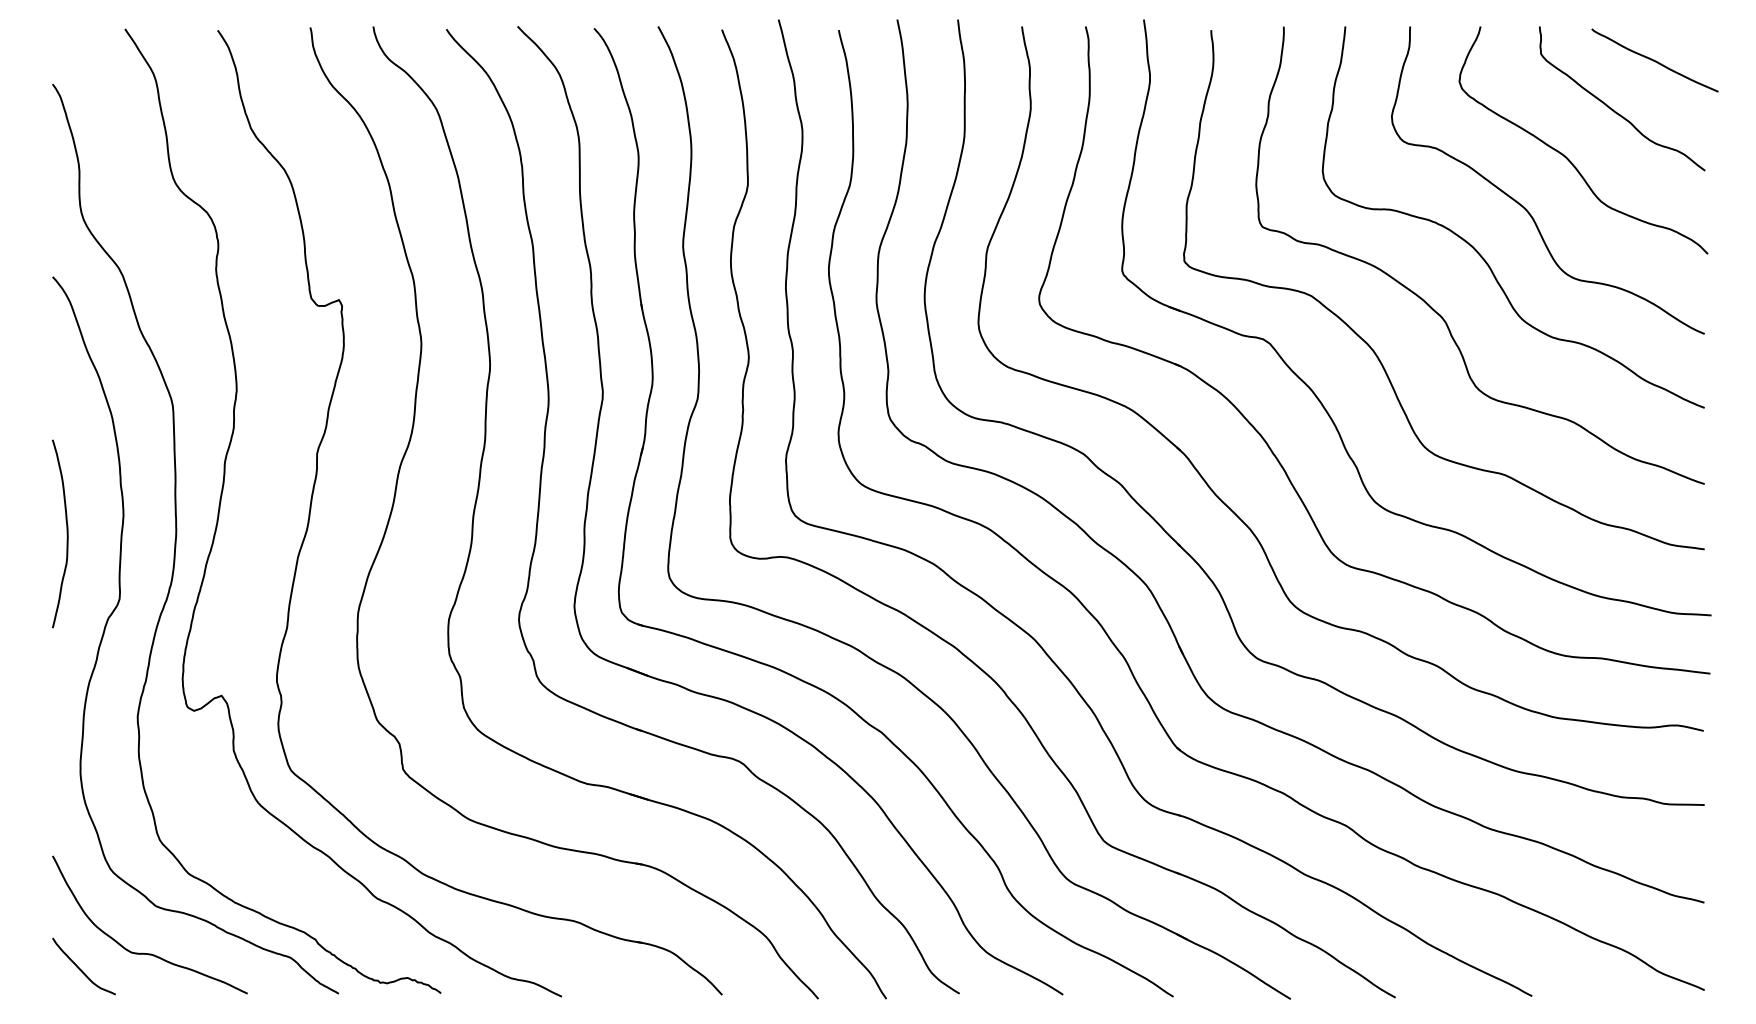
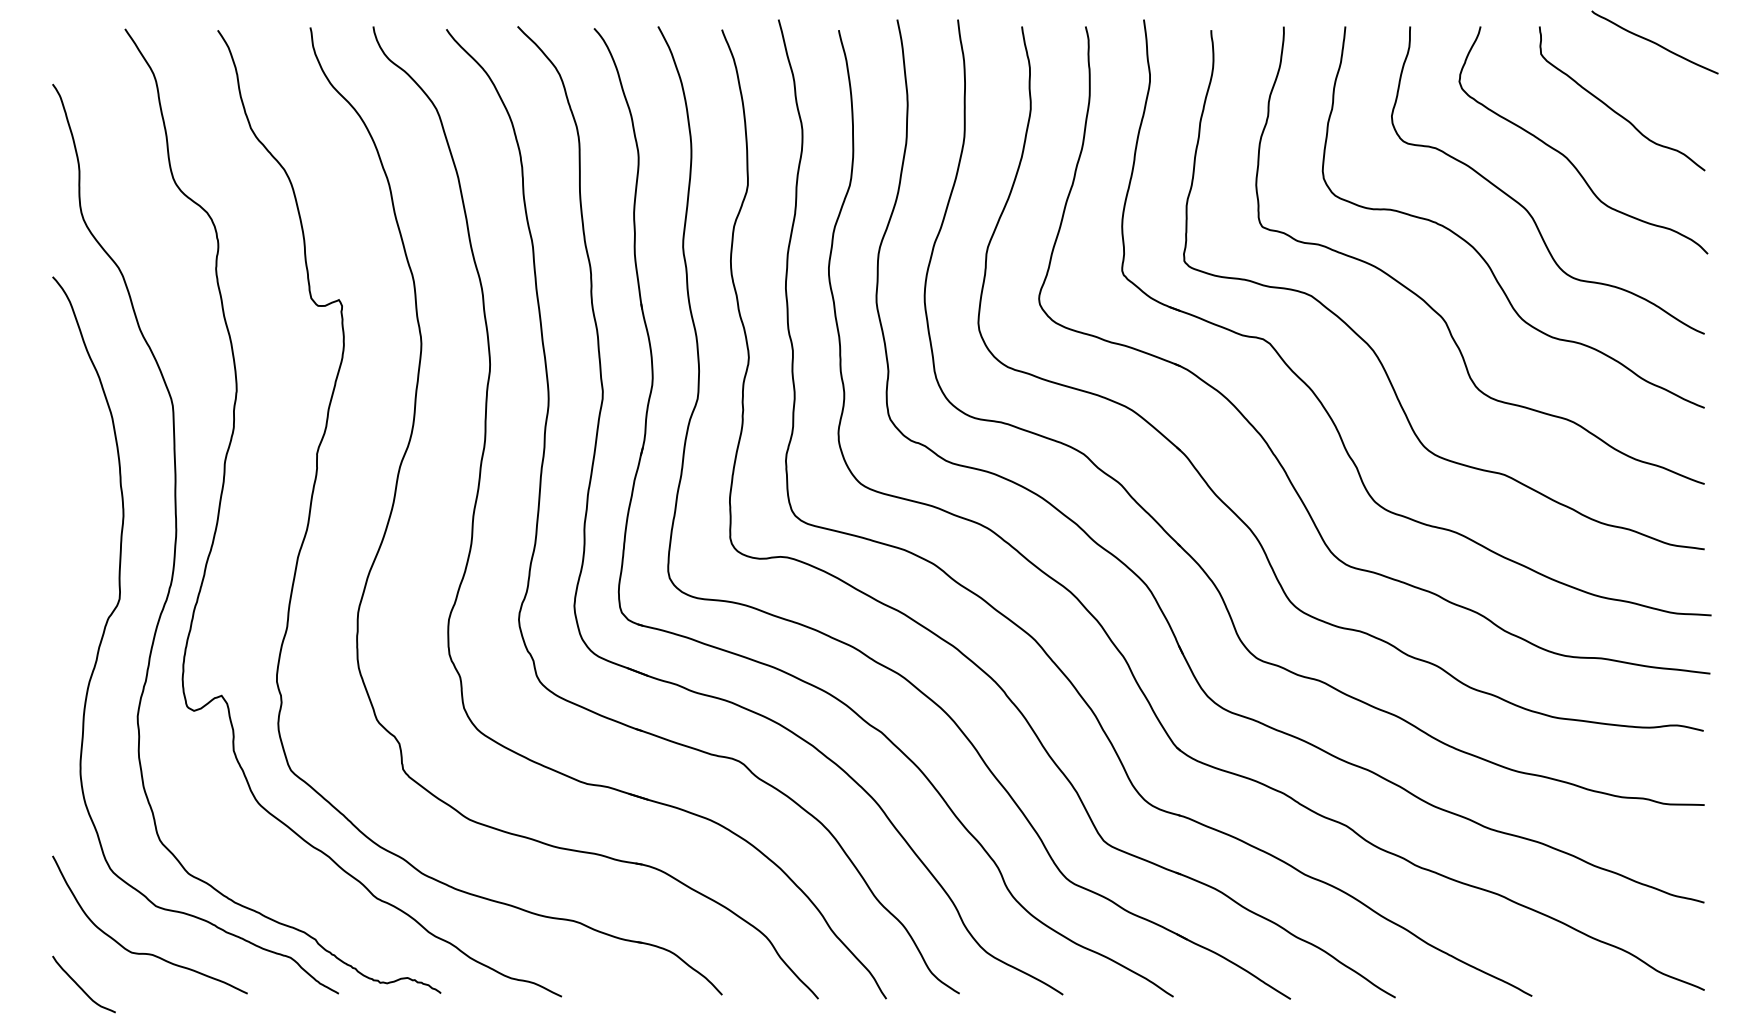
curve position: (1654, 60) -> (1654, 42) (1654, 42)
curve: present -> none (66, 533)
curve position: (80, 968) -> (80, 986) (80, 986)
